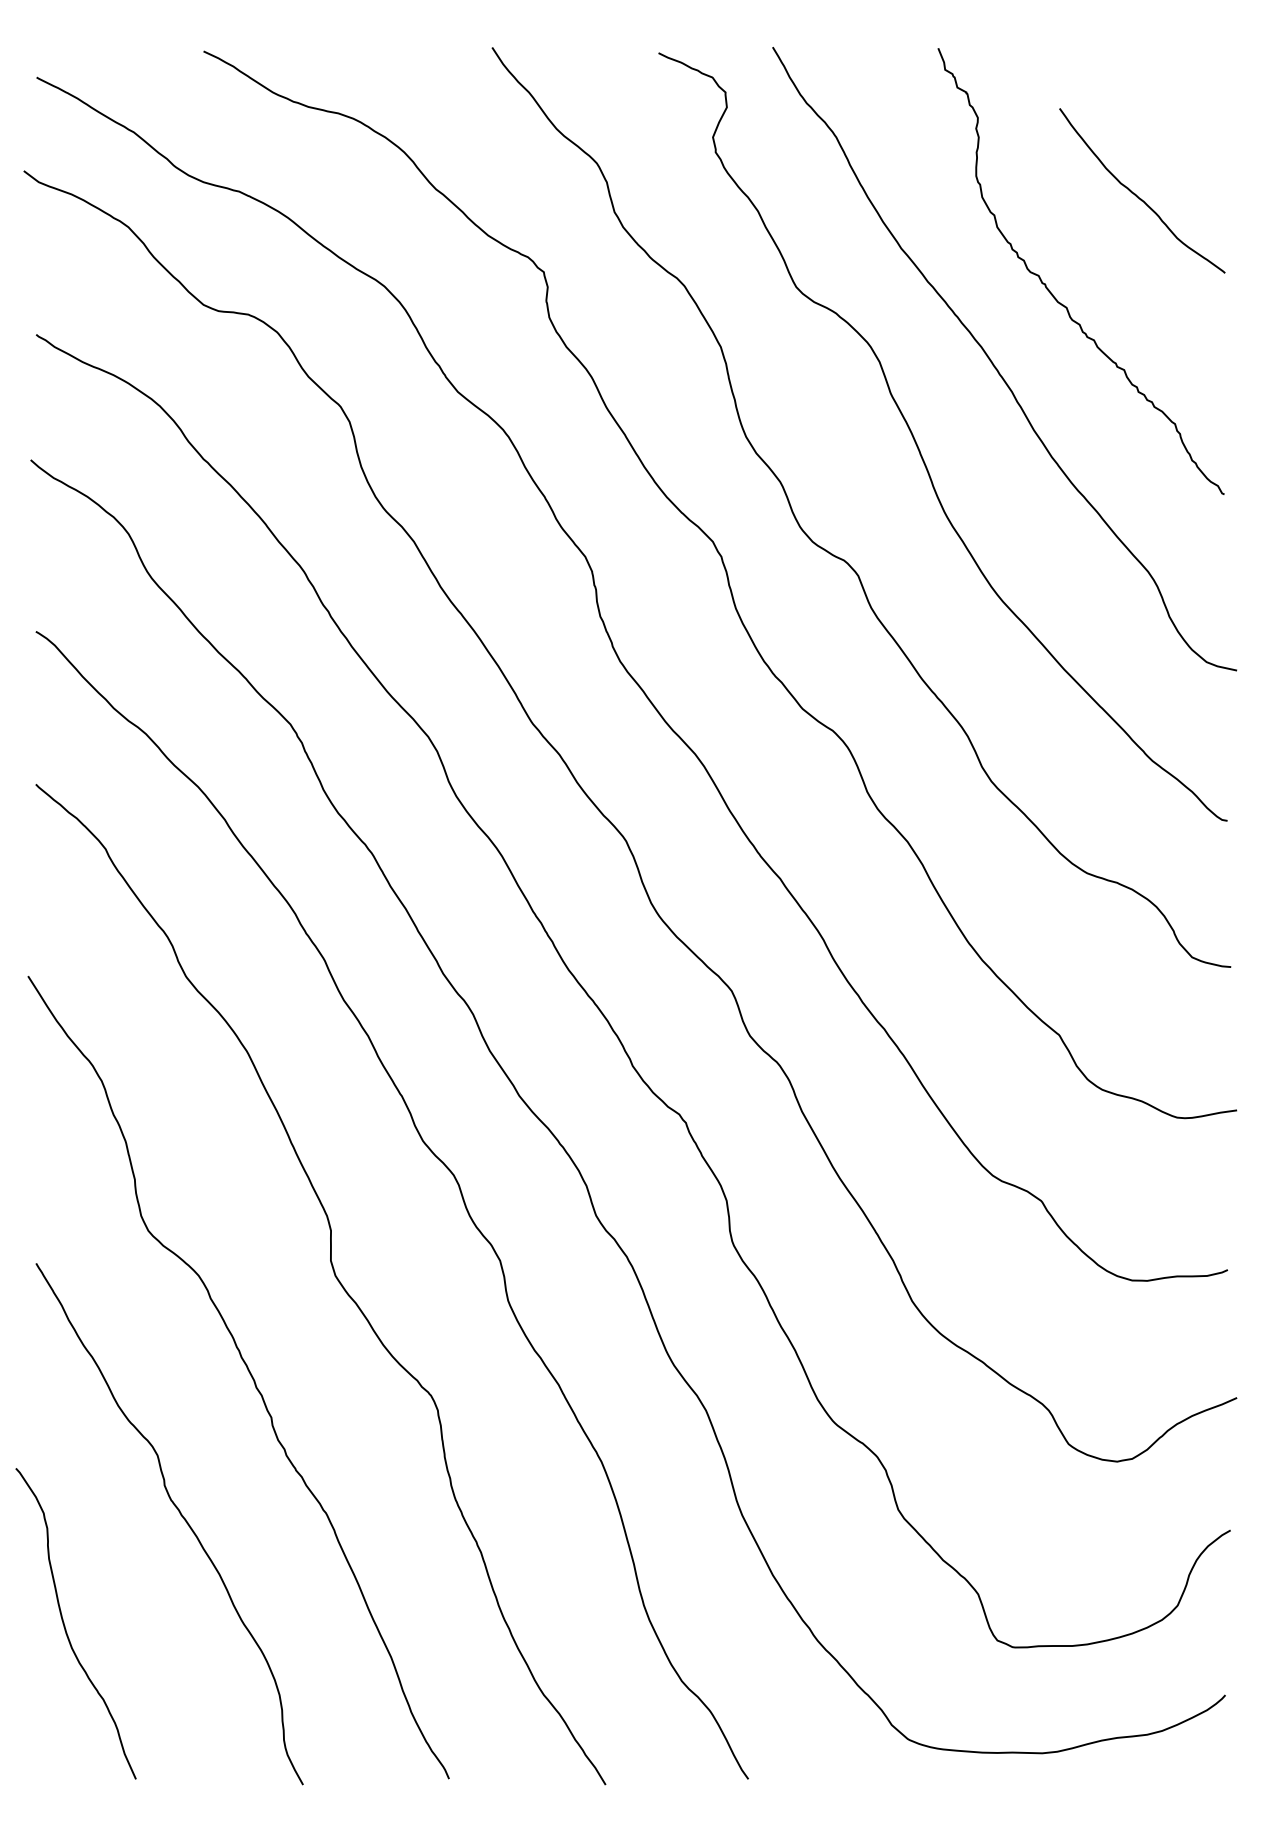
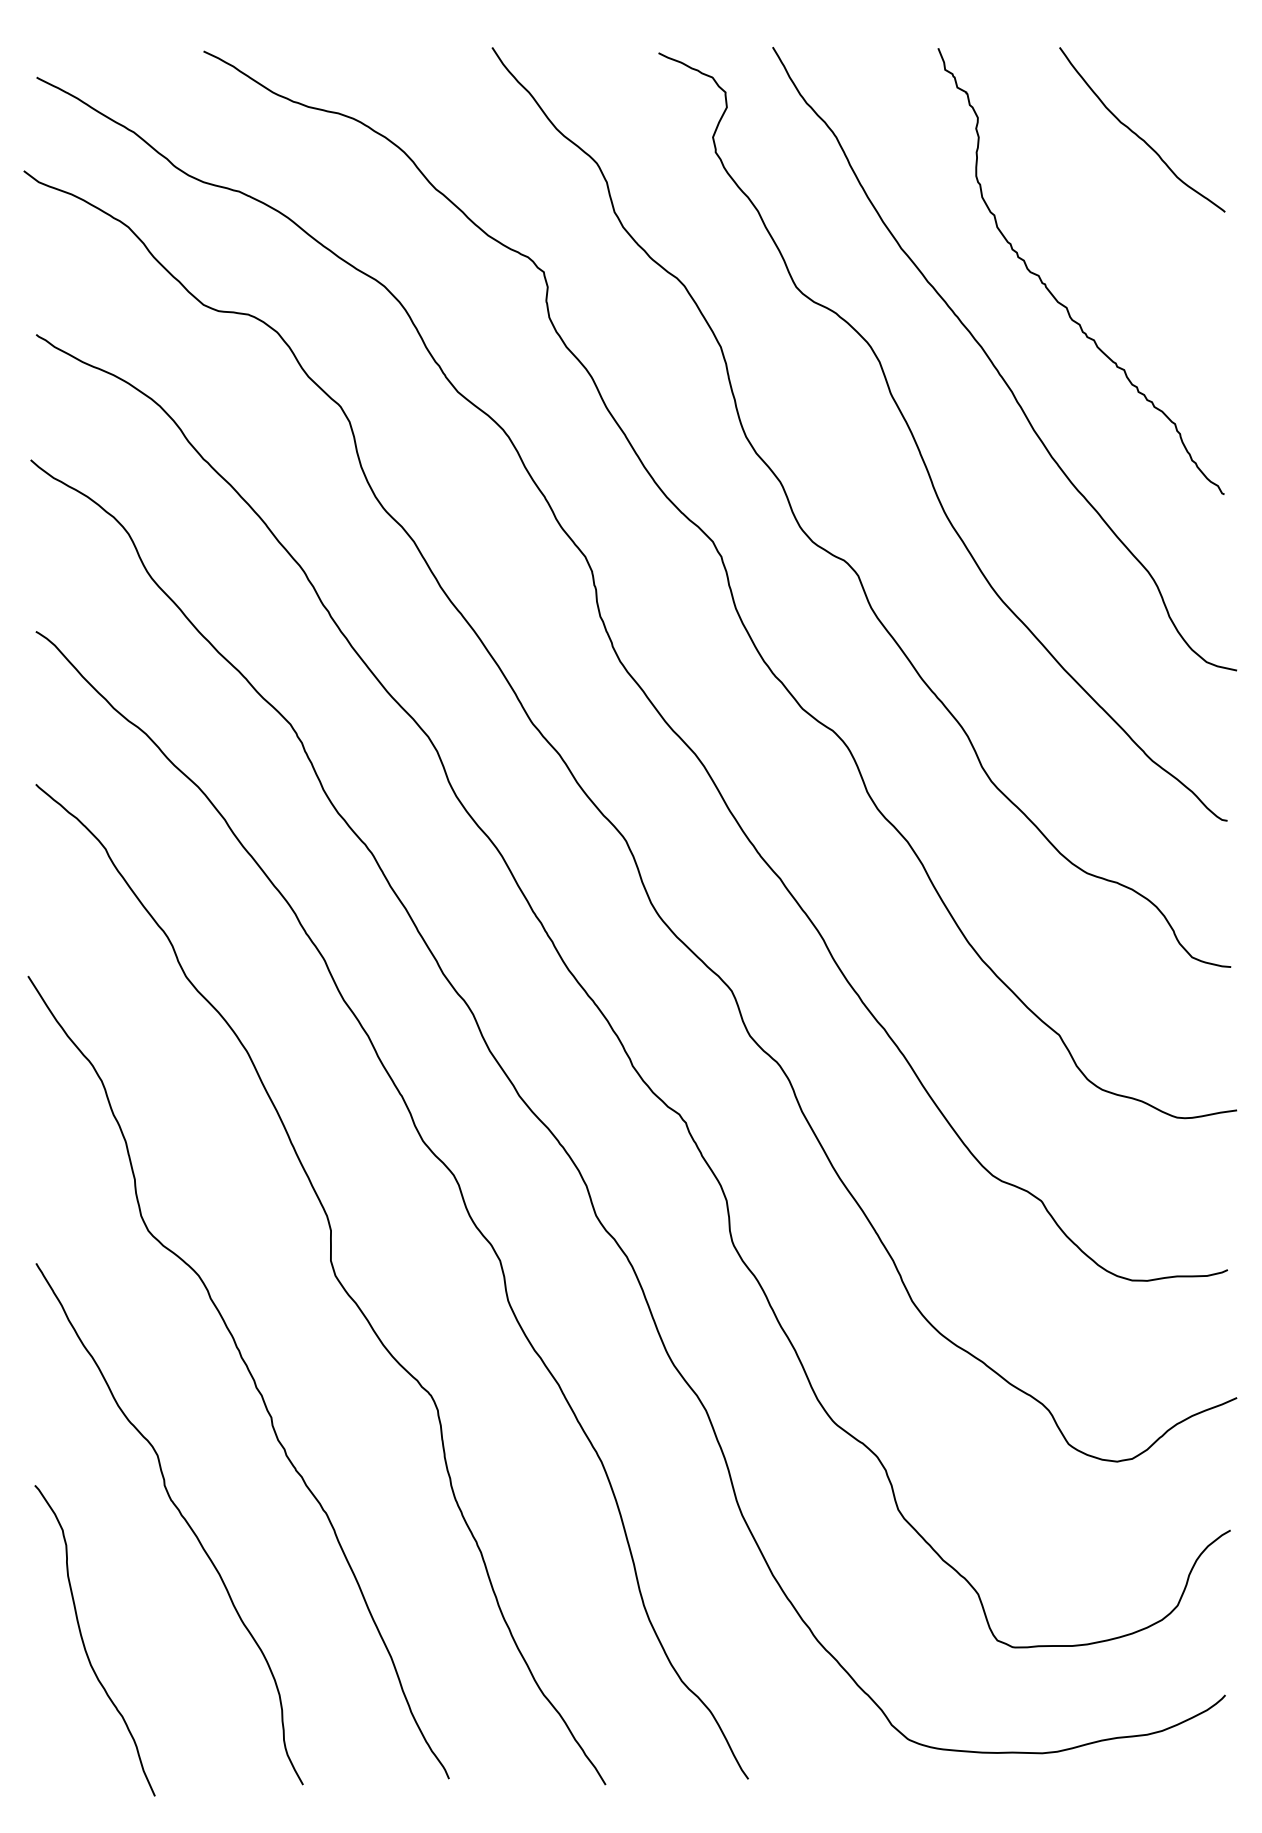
curve position: (1137, 195) -> (1137, 134) (1137, 134)
curve position: (65, 1625) -> (84, 1642) (84, 1642)
